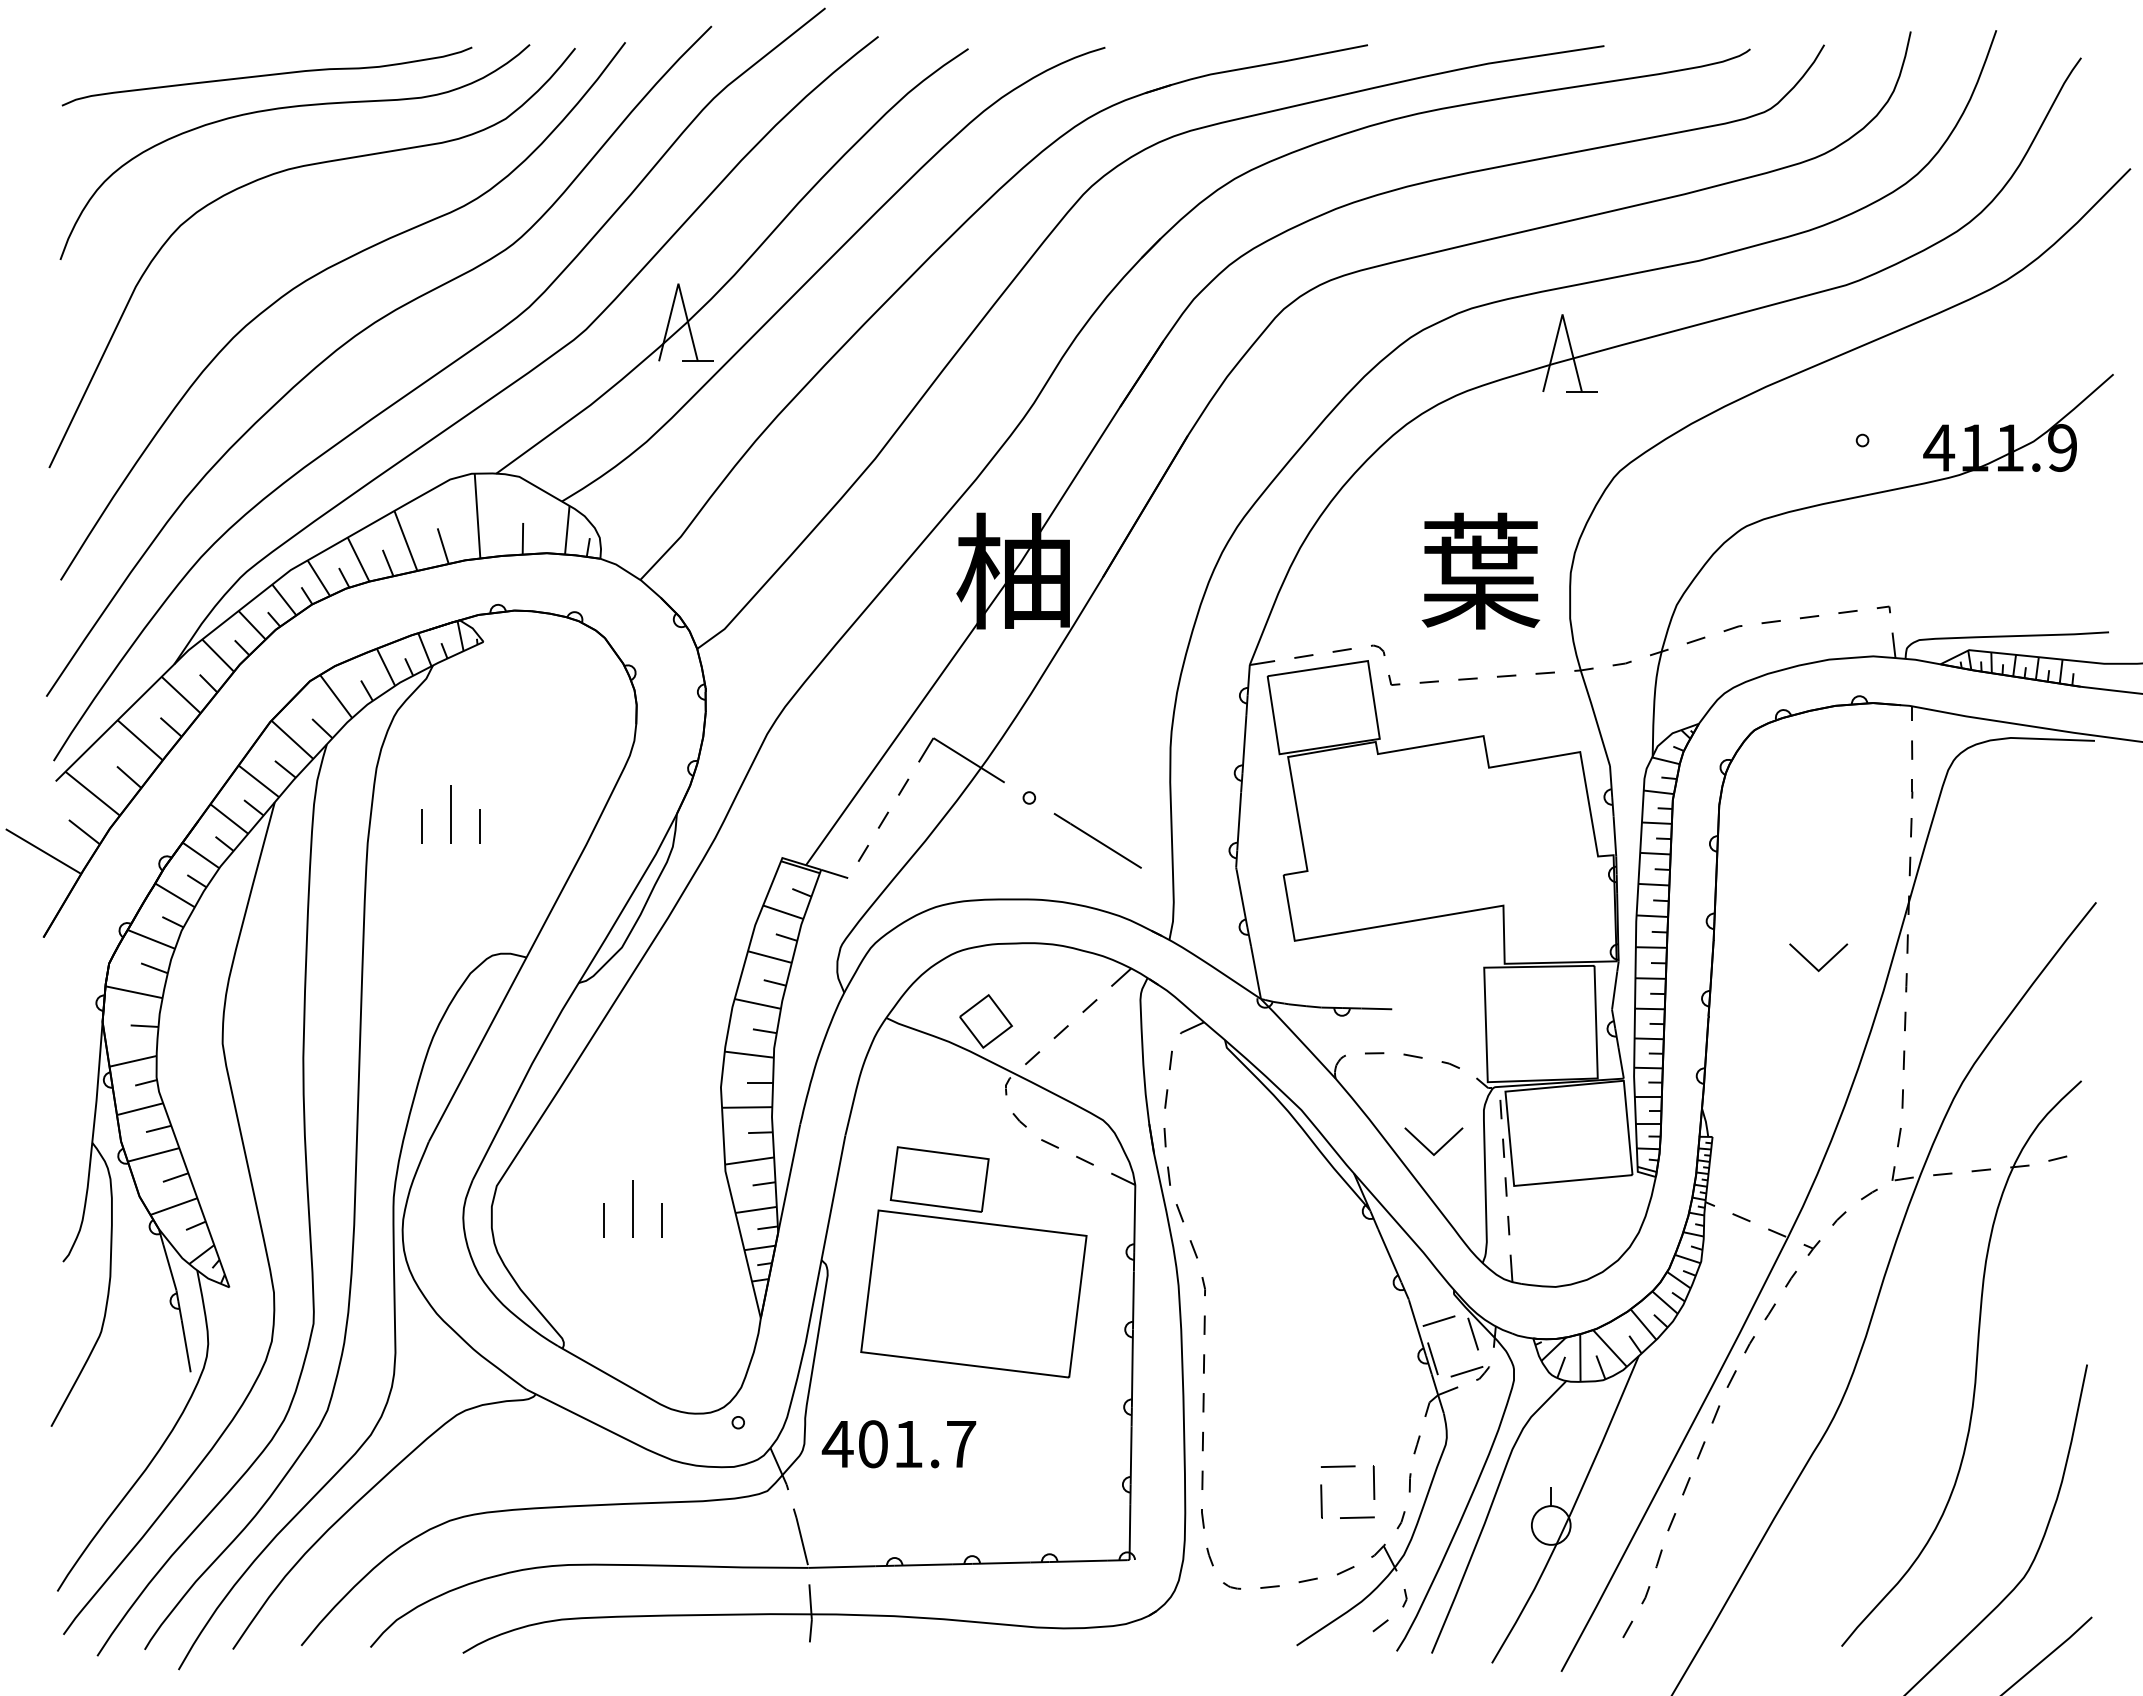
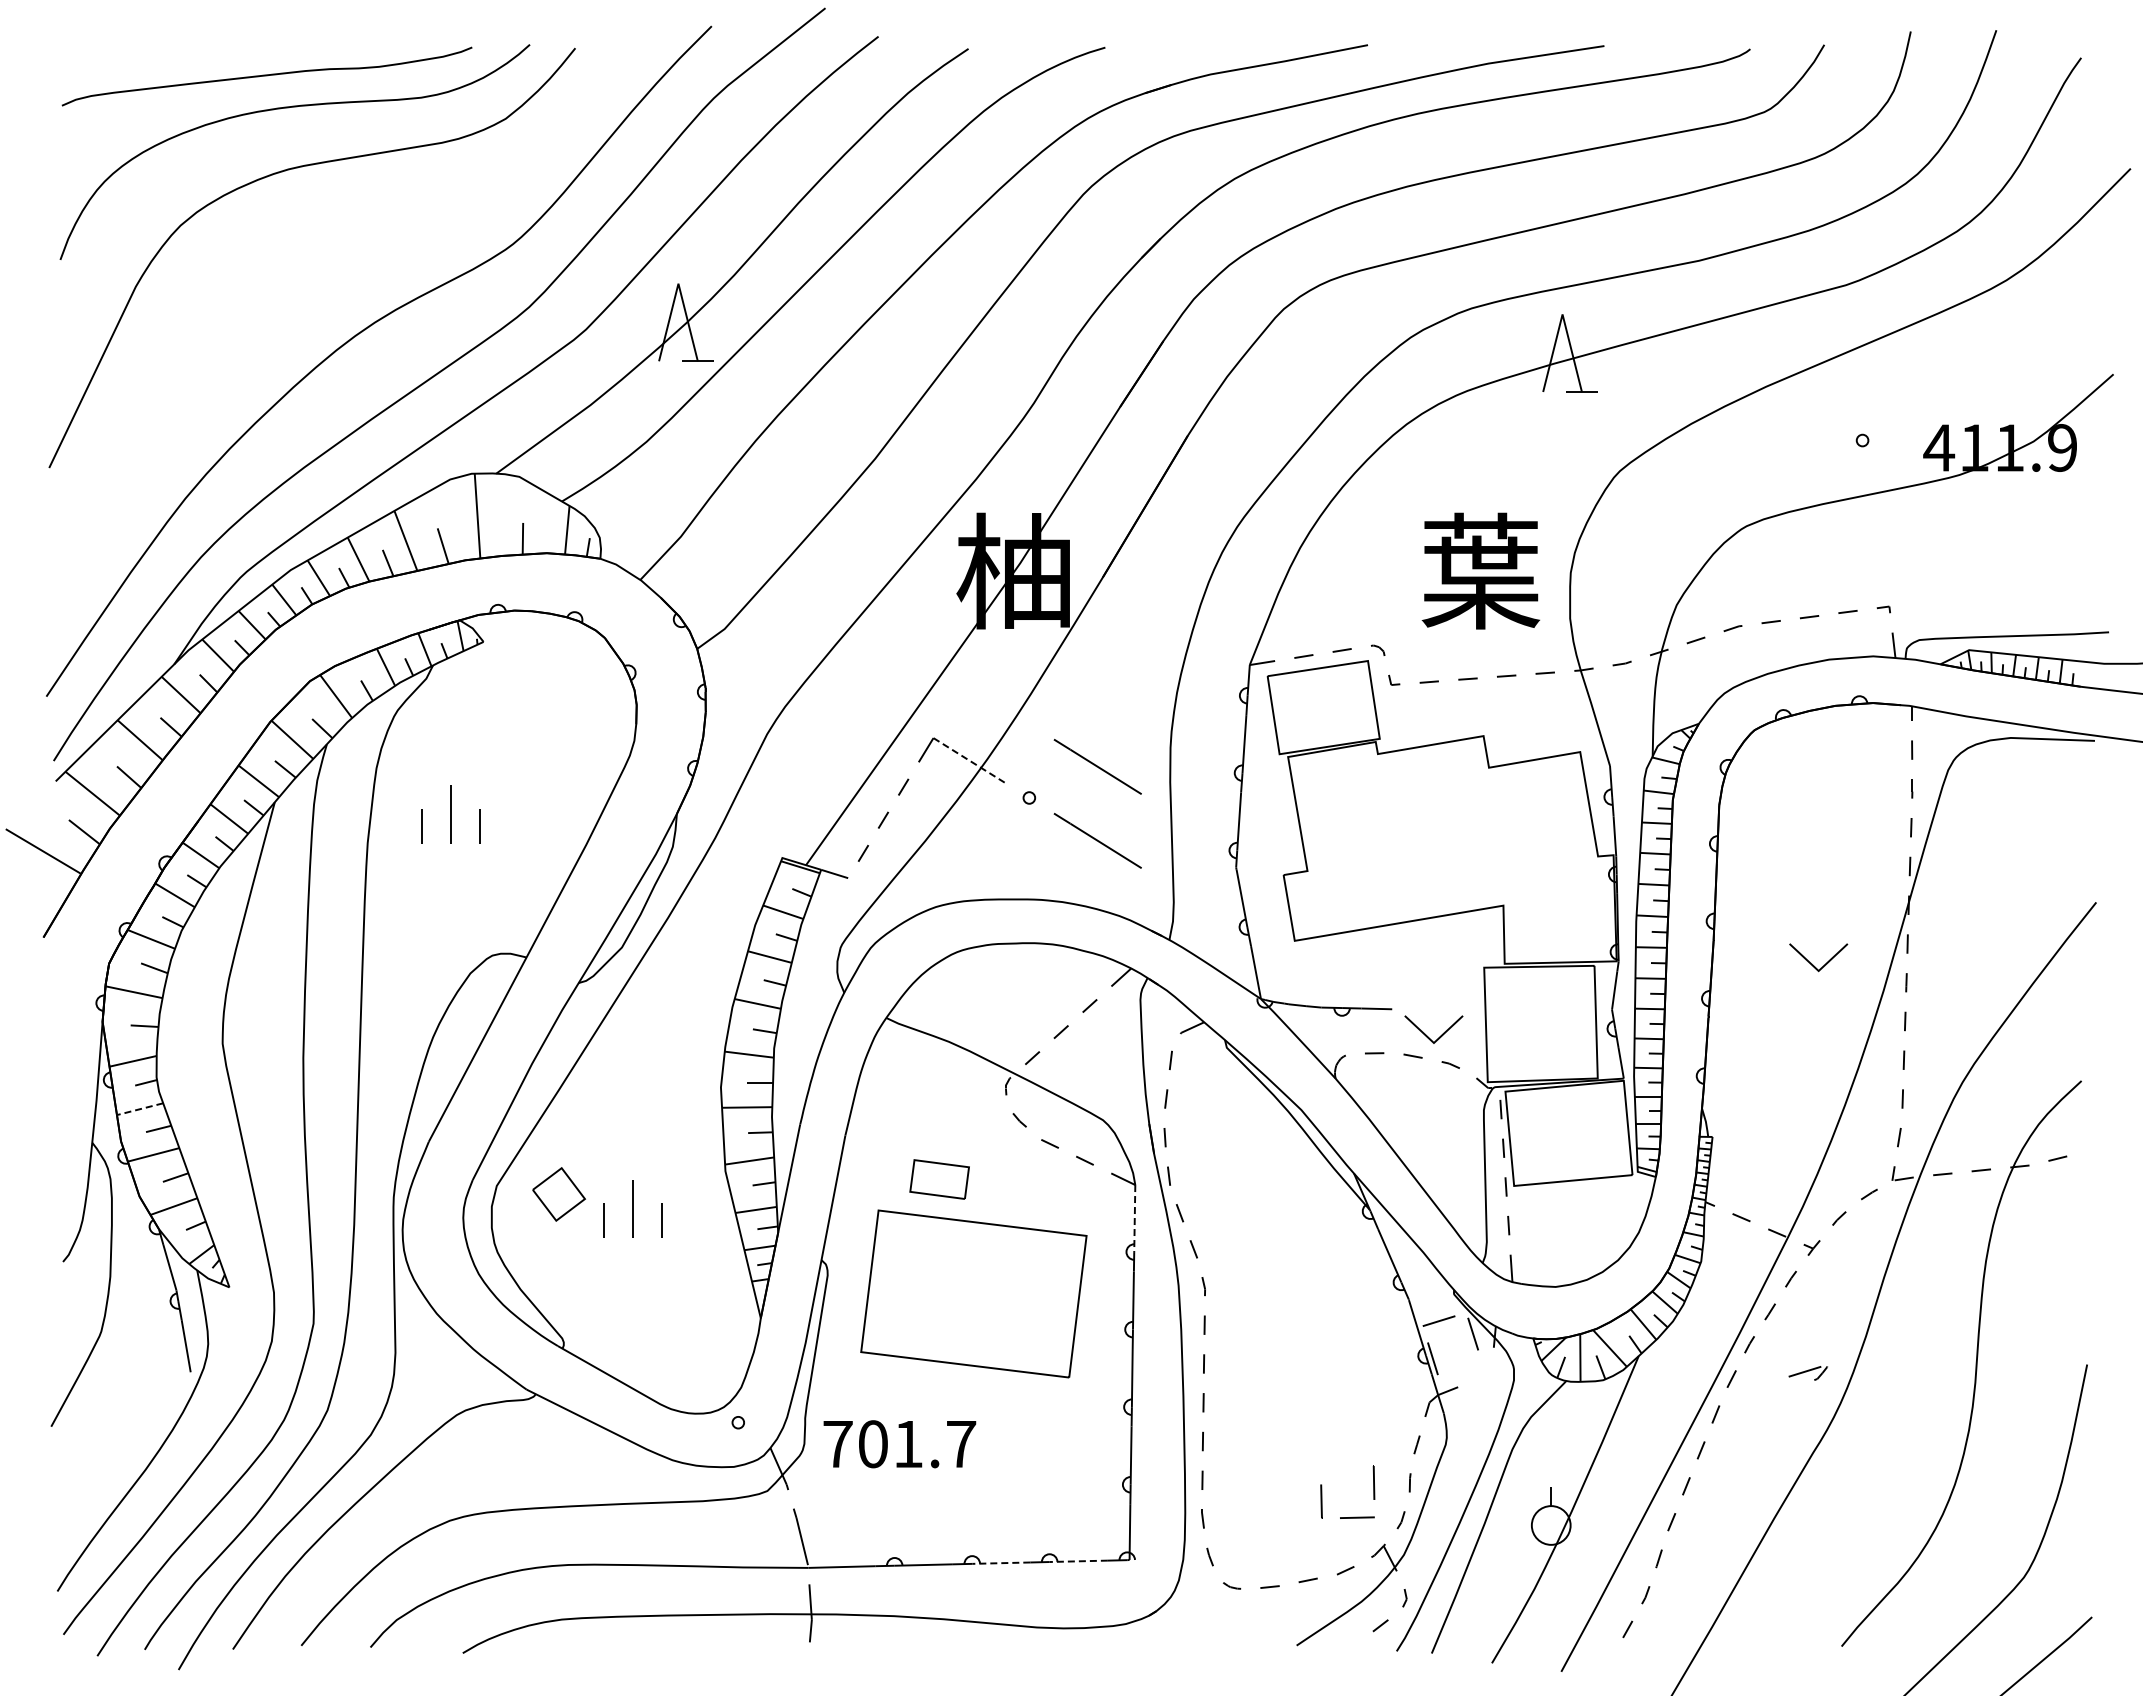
curve: present -> none (319, 274)
line: solid -> dashed (969, 760)
line: none -> present (1097, 766)
part position: (985, 1021) -> (558, 1194) (558, 1194)
line: solid -> dashed (140, 1109)
part position: (1427, 1147) -> (1427, 1035) (1427, 1035)
part size: 101x67 px -> 61x41 px (939, 1179)
line: solid -> dashed (1134, 1218)
part position: (1469, 1373) -> (1807, 1373) (1807, 1373)
text: 401.7 -> 701.7 (837, 1444)
line: present -> none (1337, 1466)
line: solid -> dashed (1078, 1561)
line: solid -> dashed (1000, 1563)
